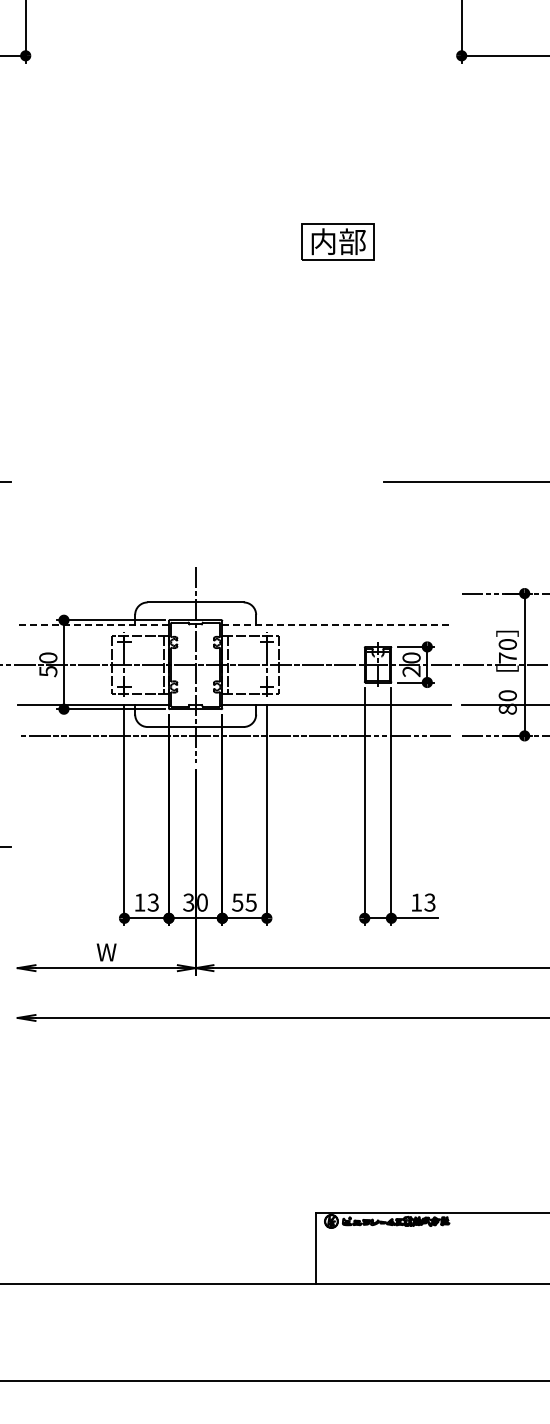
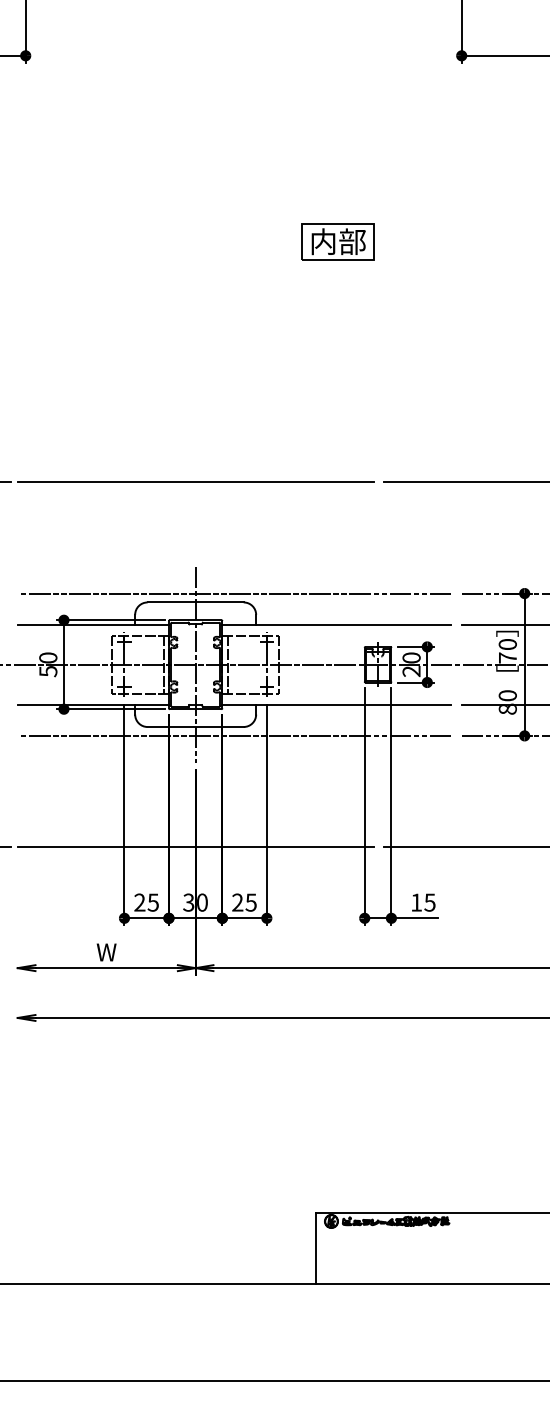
line: none -> present (195, 482)
line: none -> present (233, 593)
line: dashed -> solid (93, 624)
line: dashed -> solid (337, 624)
line: none -> present (503, 624)
line: none -> present (195, 847)
line: none -> present (465, 847)
text: 13 -> 25 (146, 902)
text: 55 -> 25 (237, 902)
text: 13 -> 15 (430, 902)
